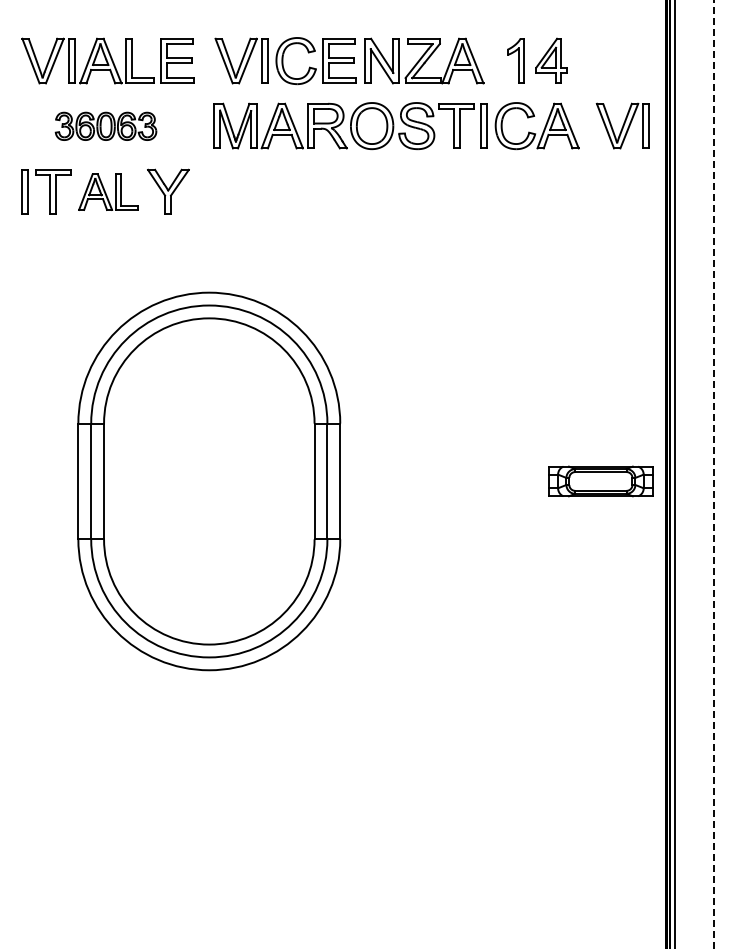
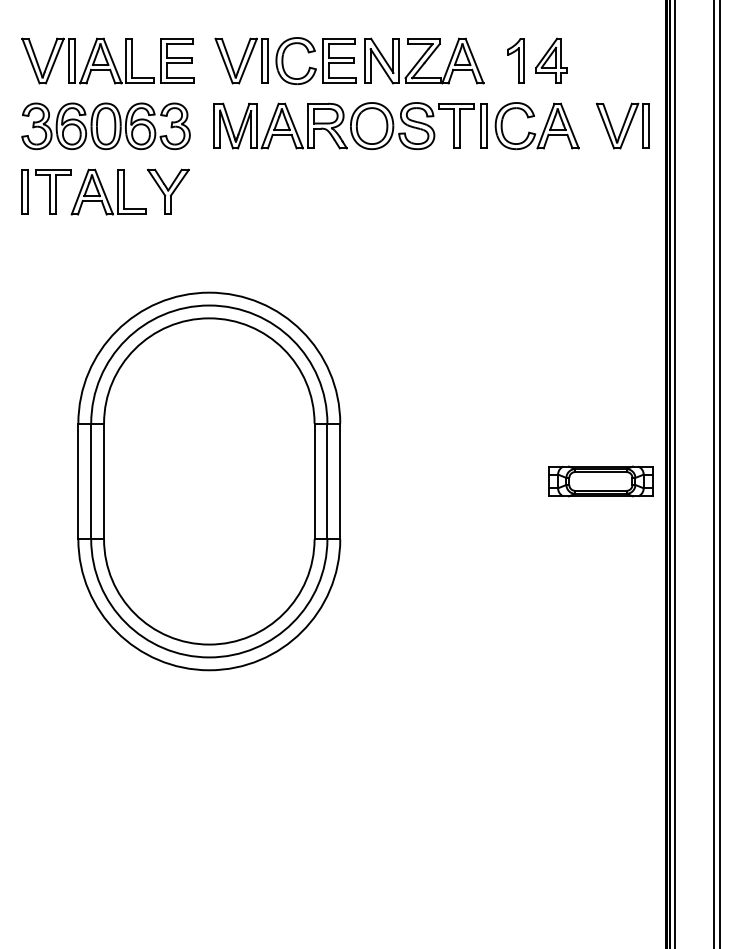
part size: 104x30 px -> 170x49 px (105, 126)
part size: 61x38 px -> 77x48 px (108, 191)
line: none -> present (719, 473)
line: dashed -> solid (713, 474)
